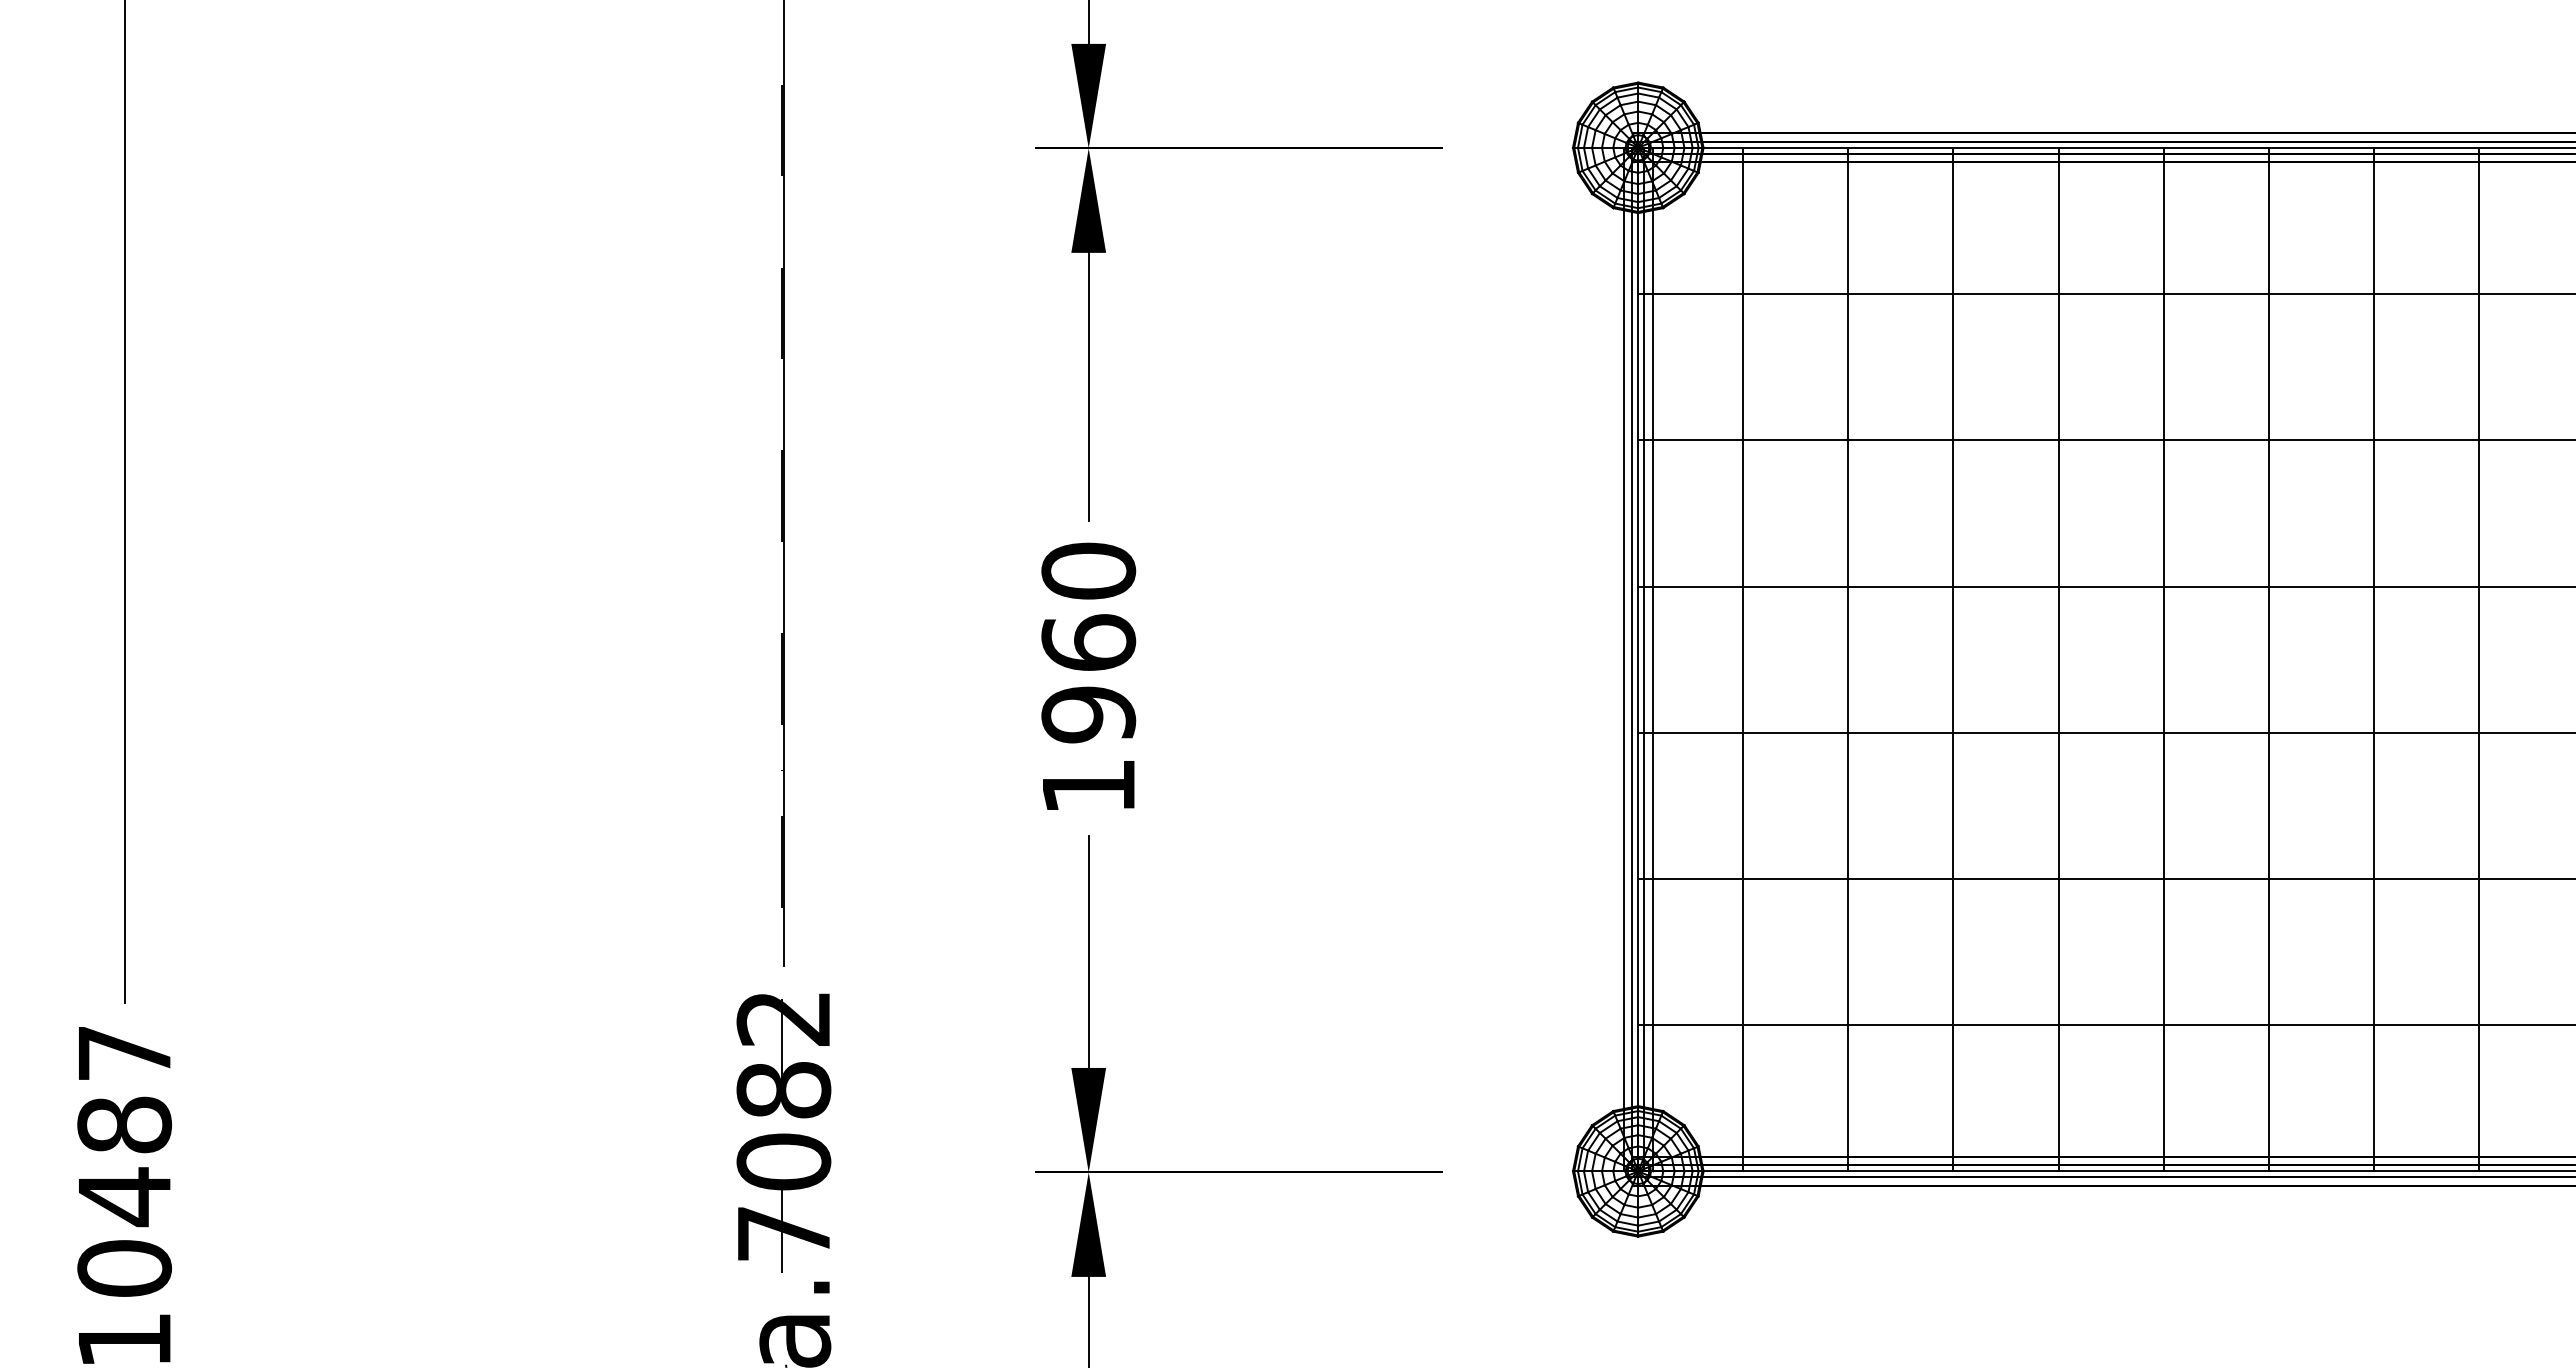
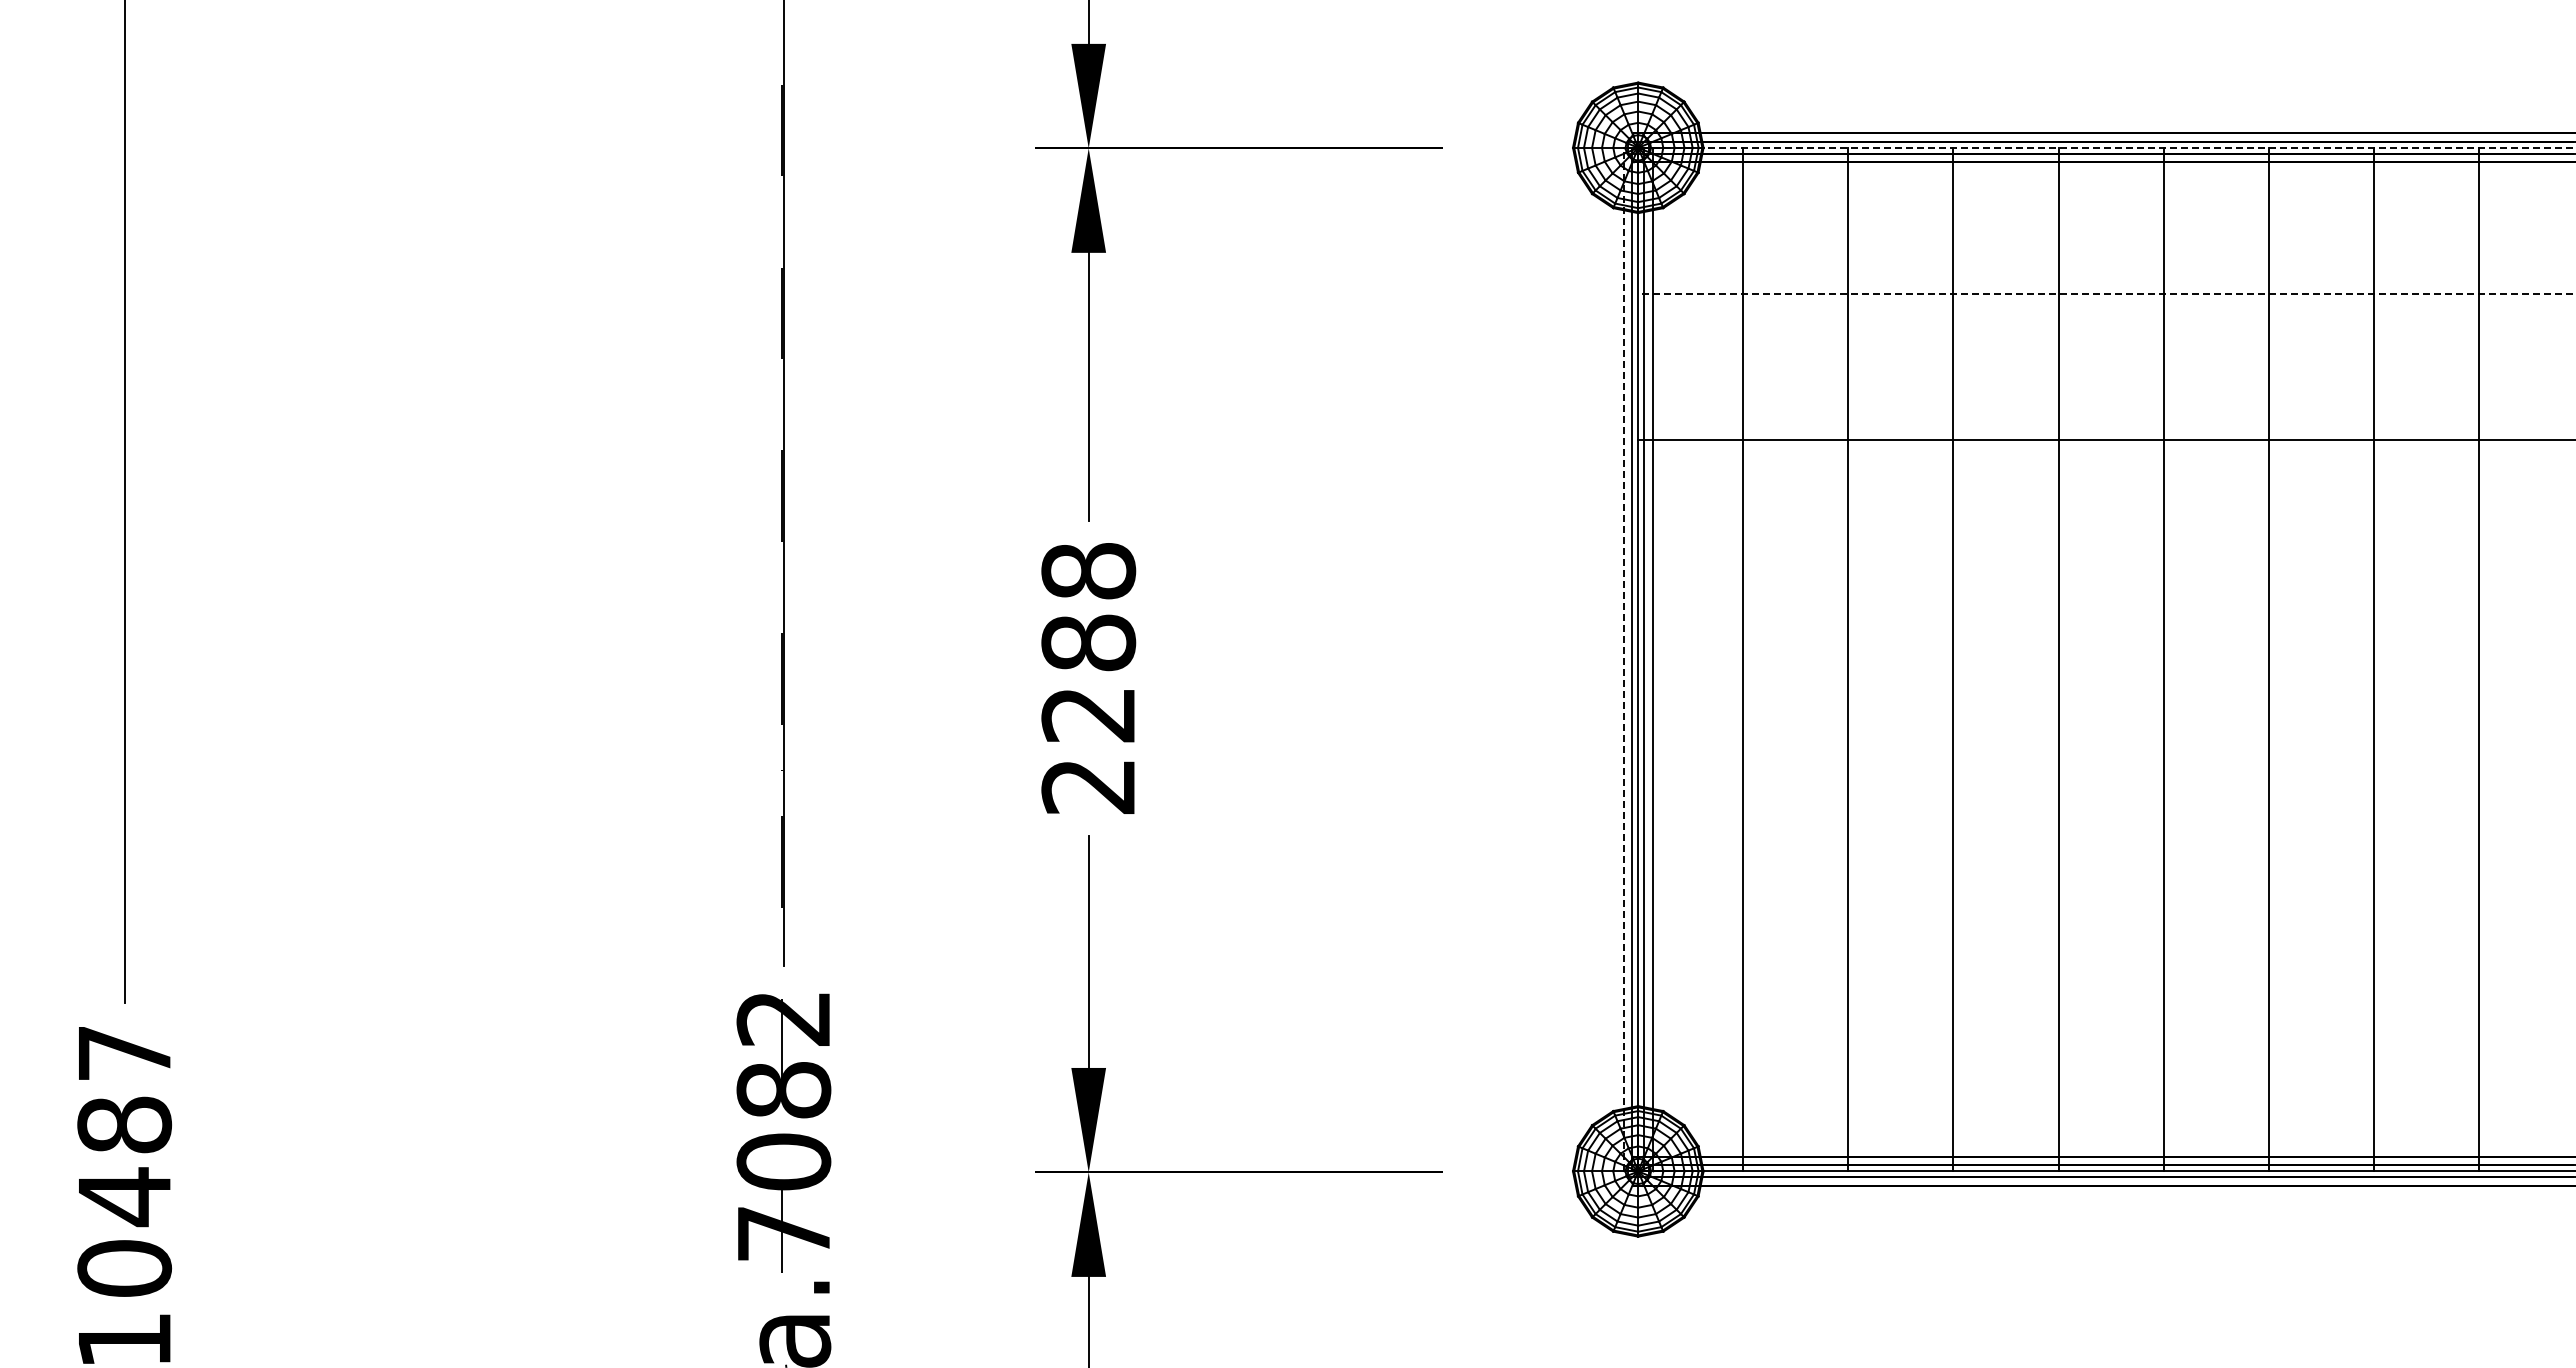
line: solid -> dashed (2107, 147)
line: solid -> dashed (2107, 294)
line: present -> none (2105, 586)
line: solid -> dashed (1623, 659)
text: 1960 -> 2288 (1088, 677)
line: present -> none (2105, 732)
line: present -> none (2105, 878)
line: present -> none (2105, 1025)
